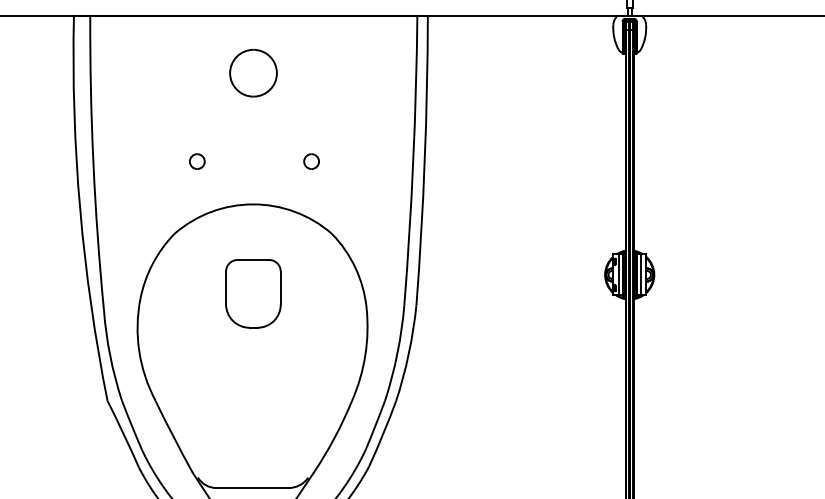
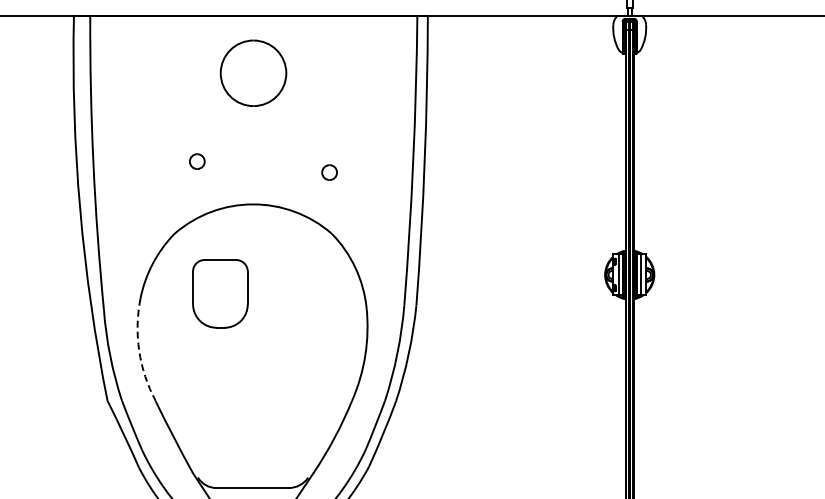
part size: 49x50 px -> 69x68 px (253, 72)
part position: (311, 161) -> (329, 172) (329, 172)
part position: (253, 293) -> (220, 293) (220, 293)
arc: solid -> dashed (139, 351)
